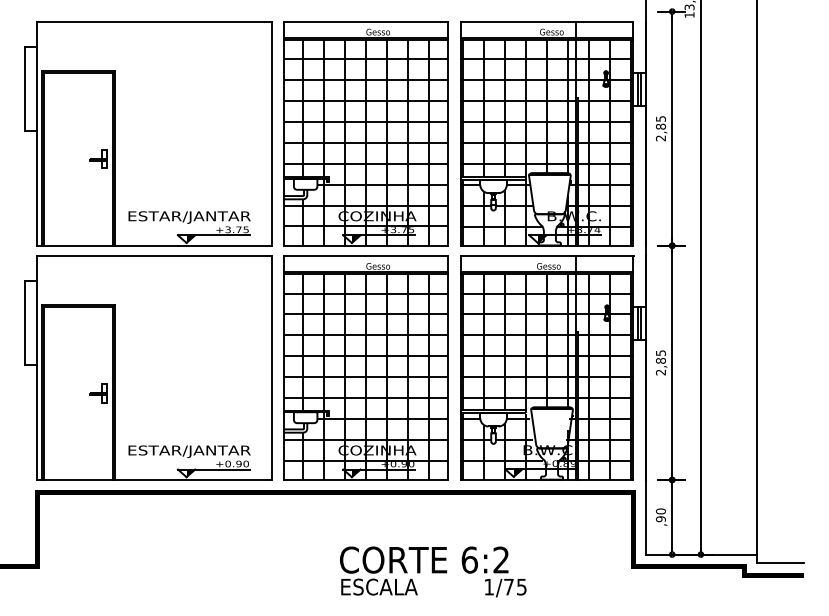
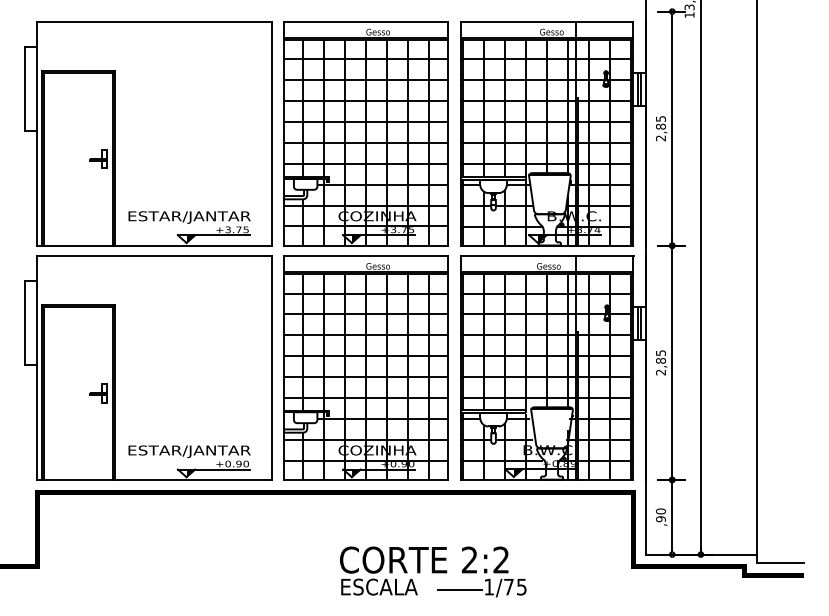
text: 6:2 -> 2:2 (469, 559)
line: none -> present (459, 589)
